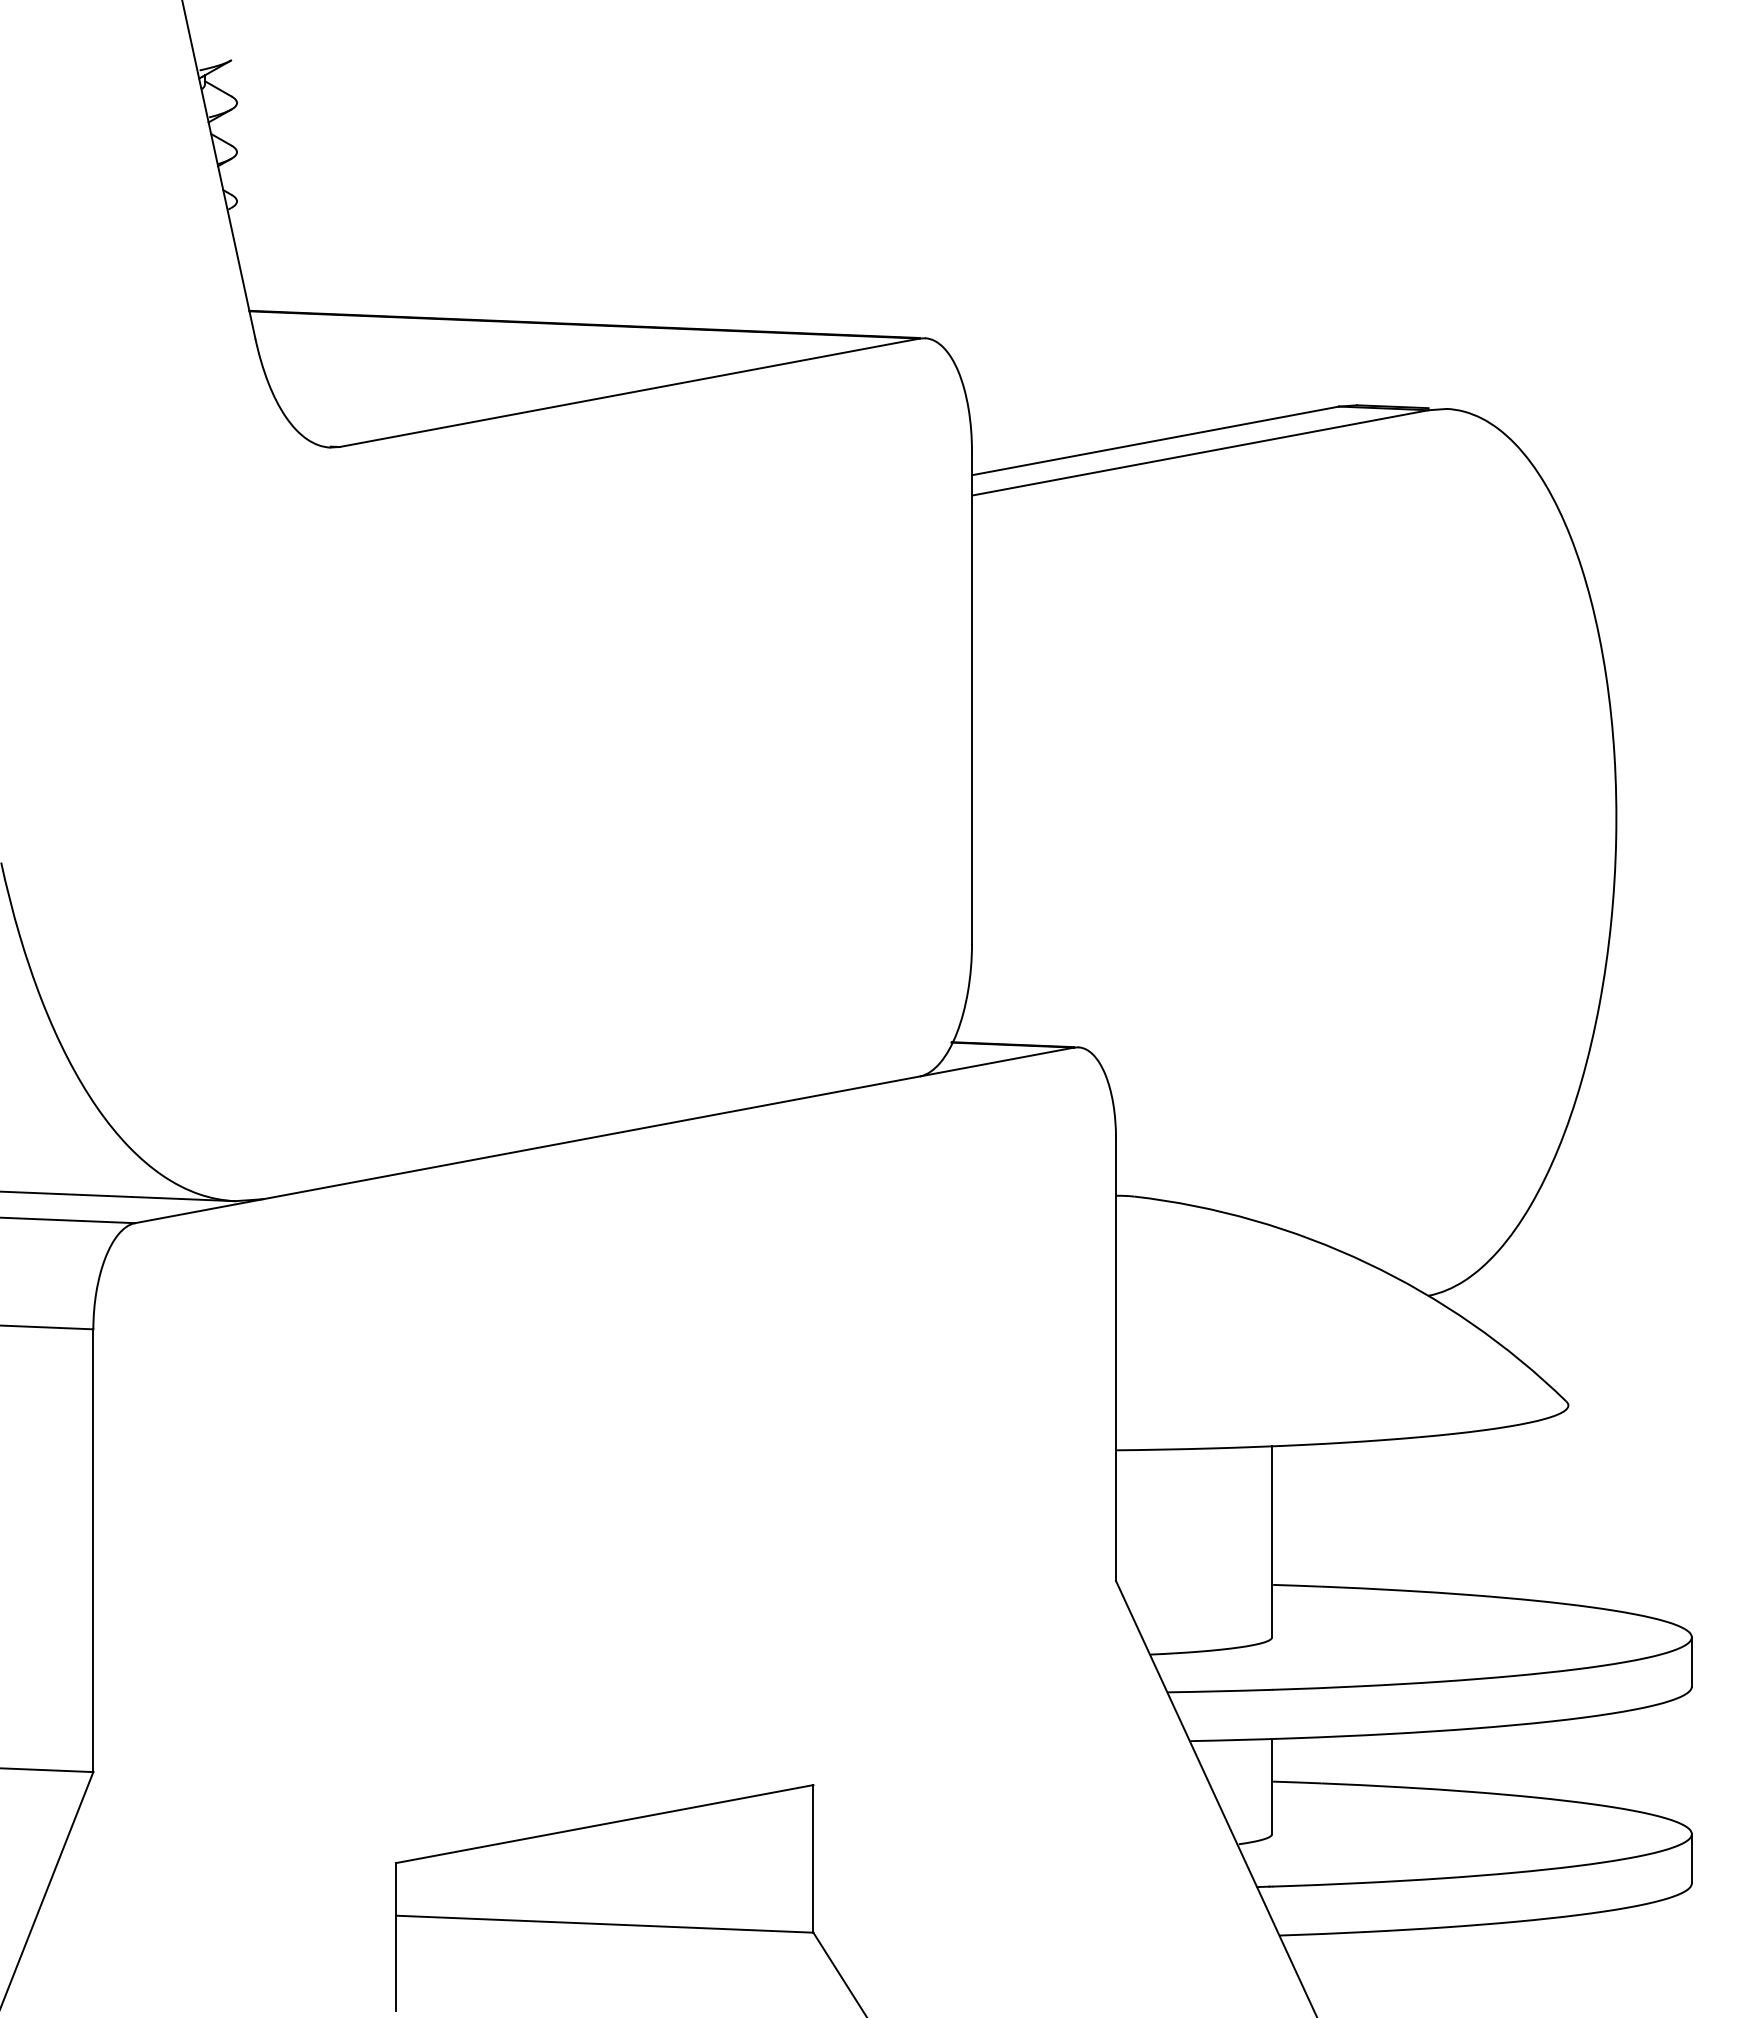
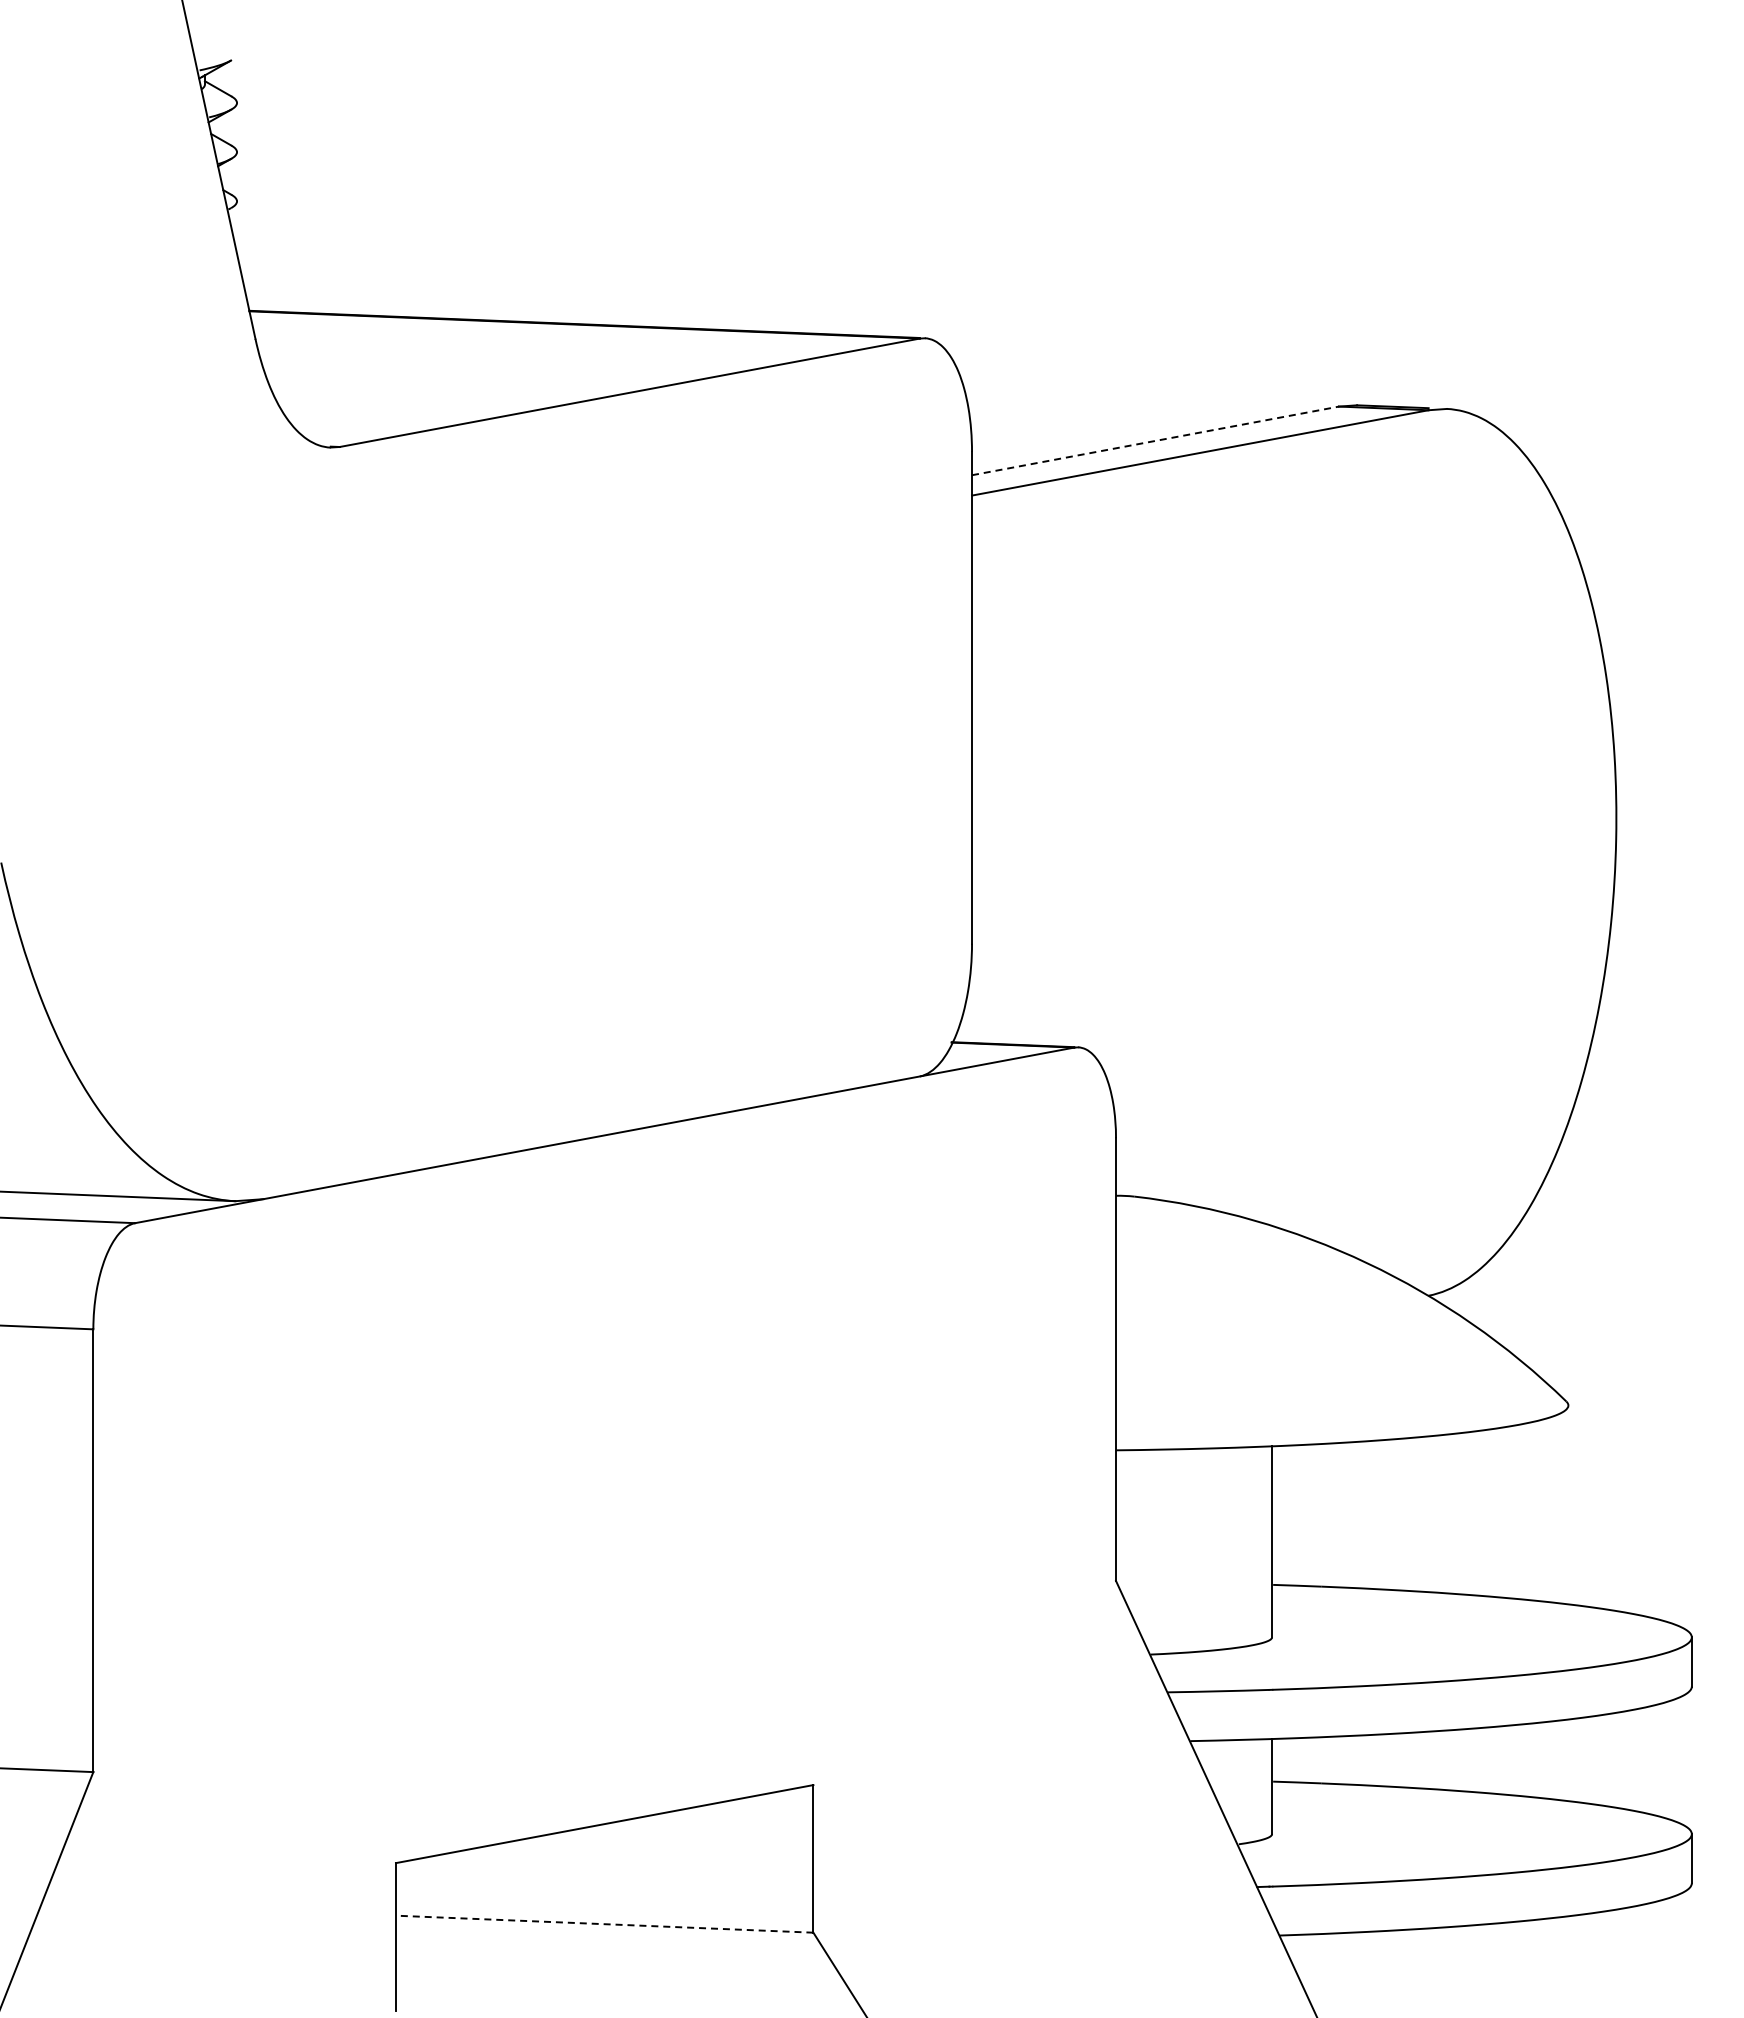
line: solid -> dashed (1155, 440)
line: solid -> dashed (604, 1924)
